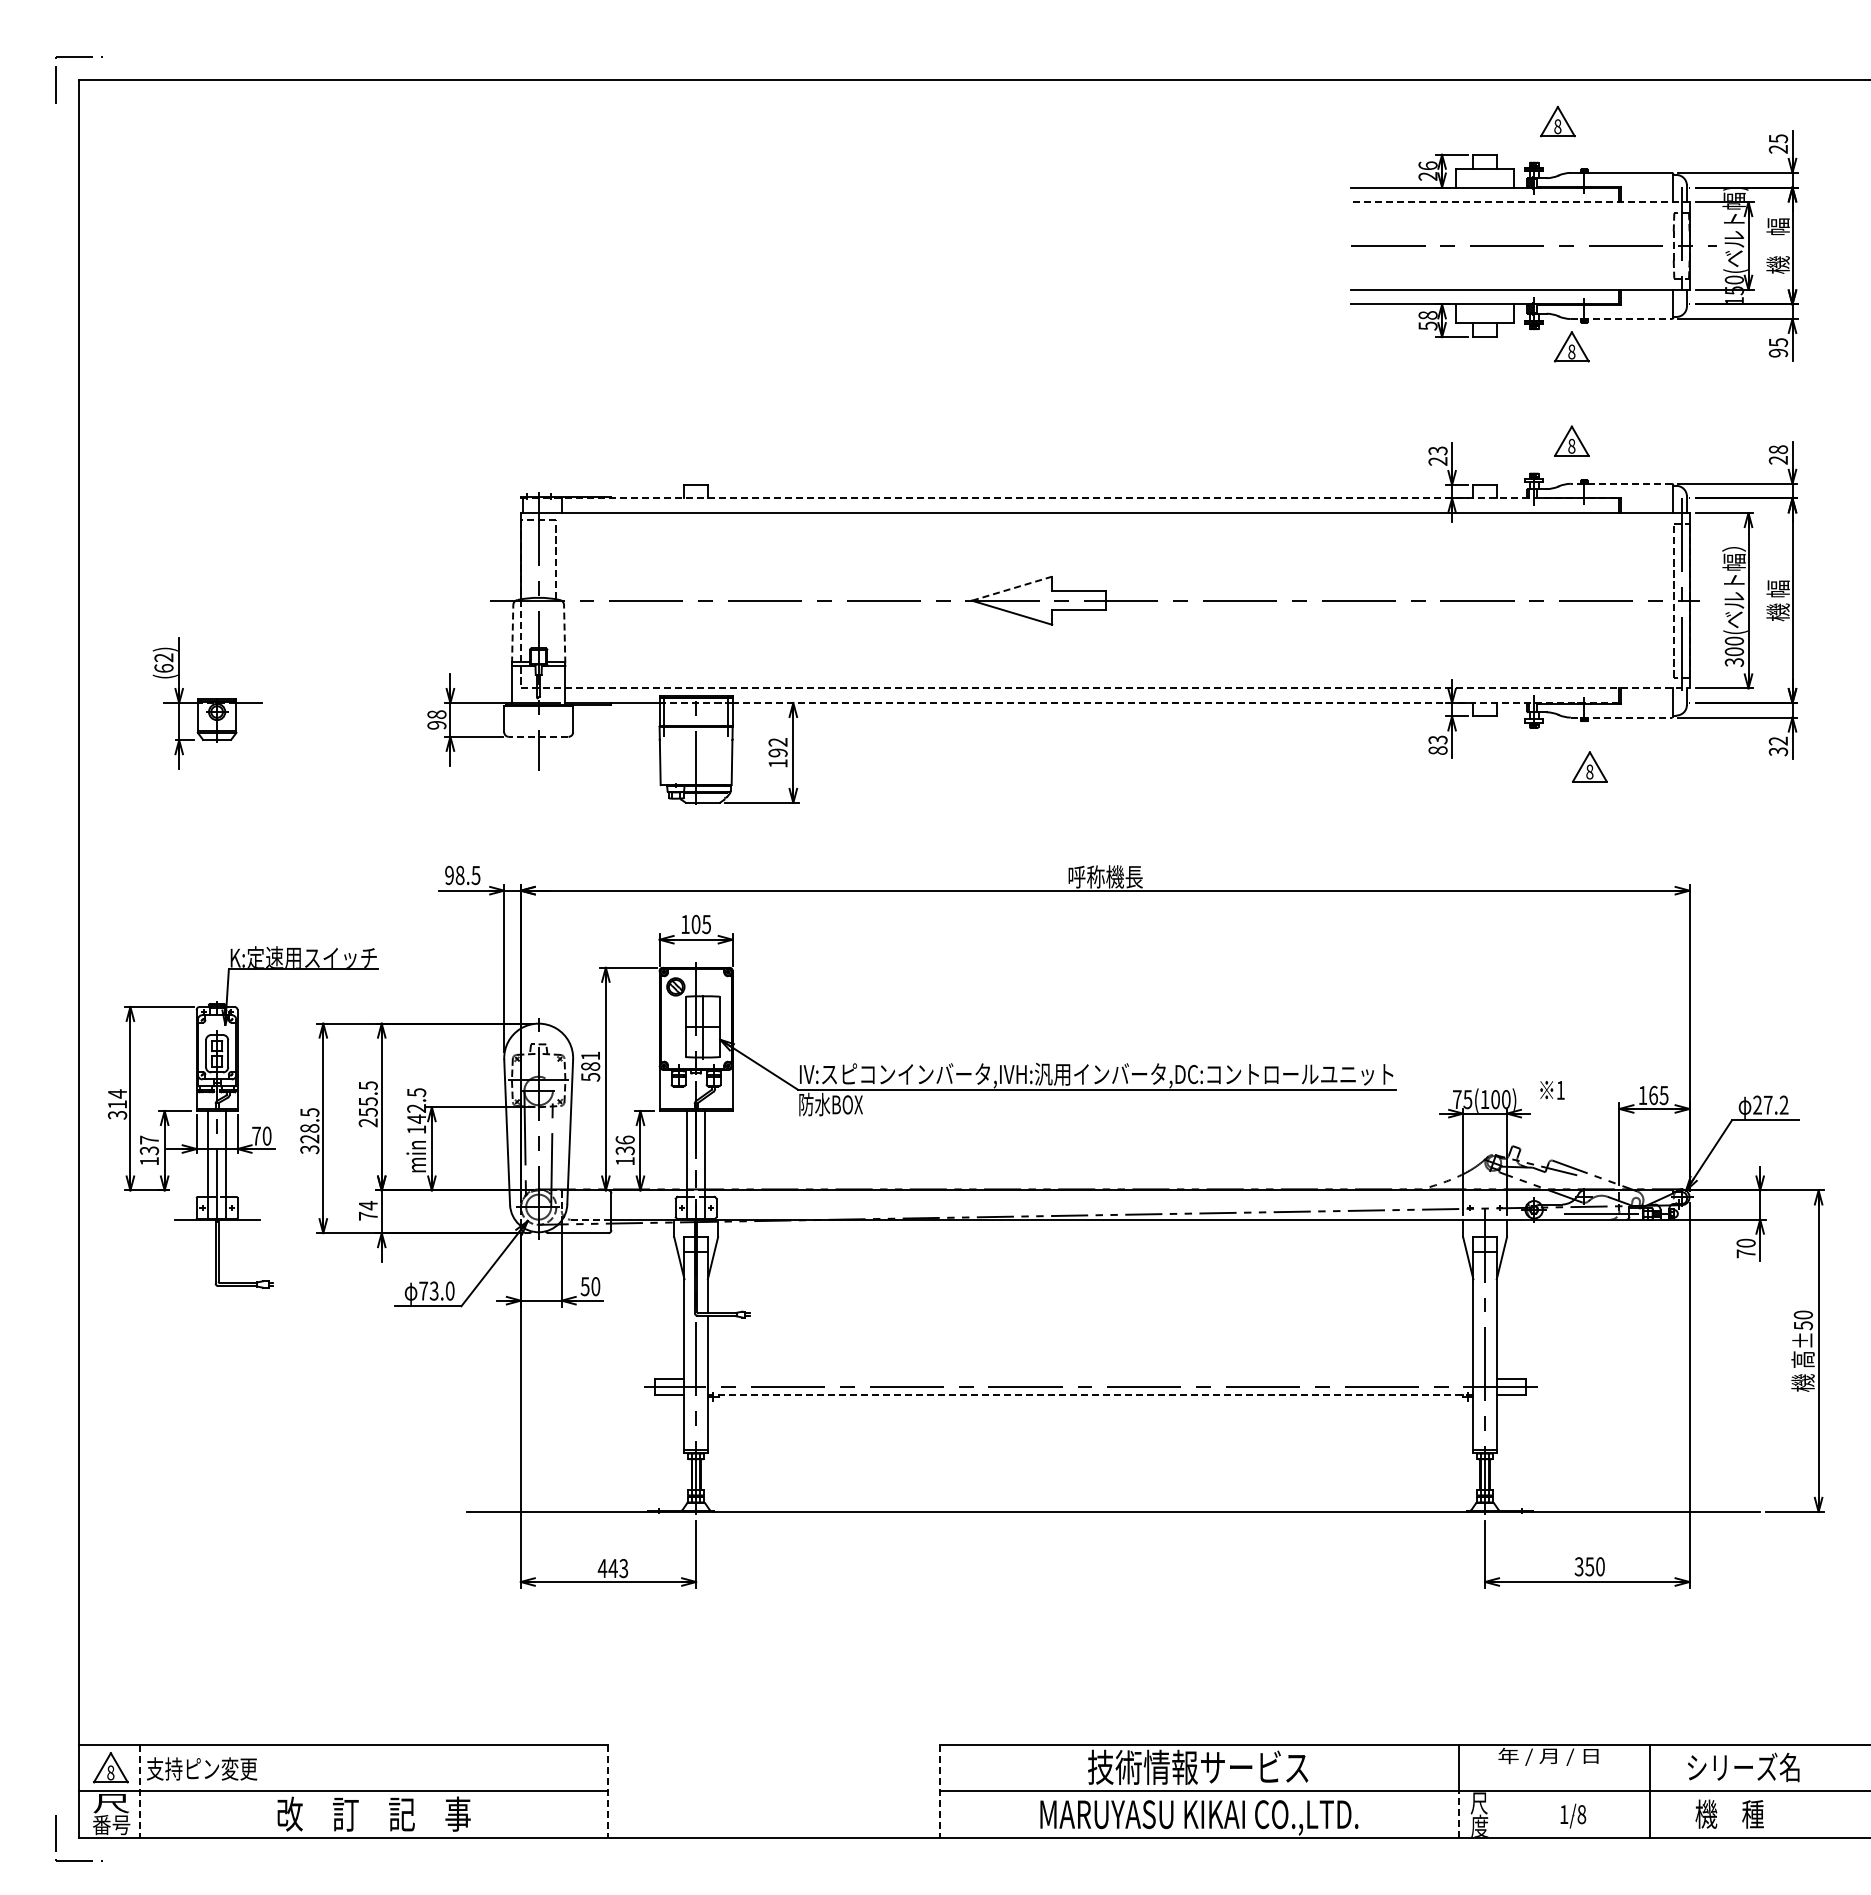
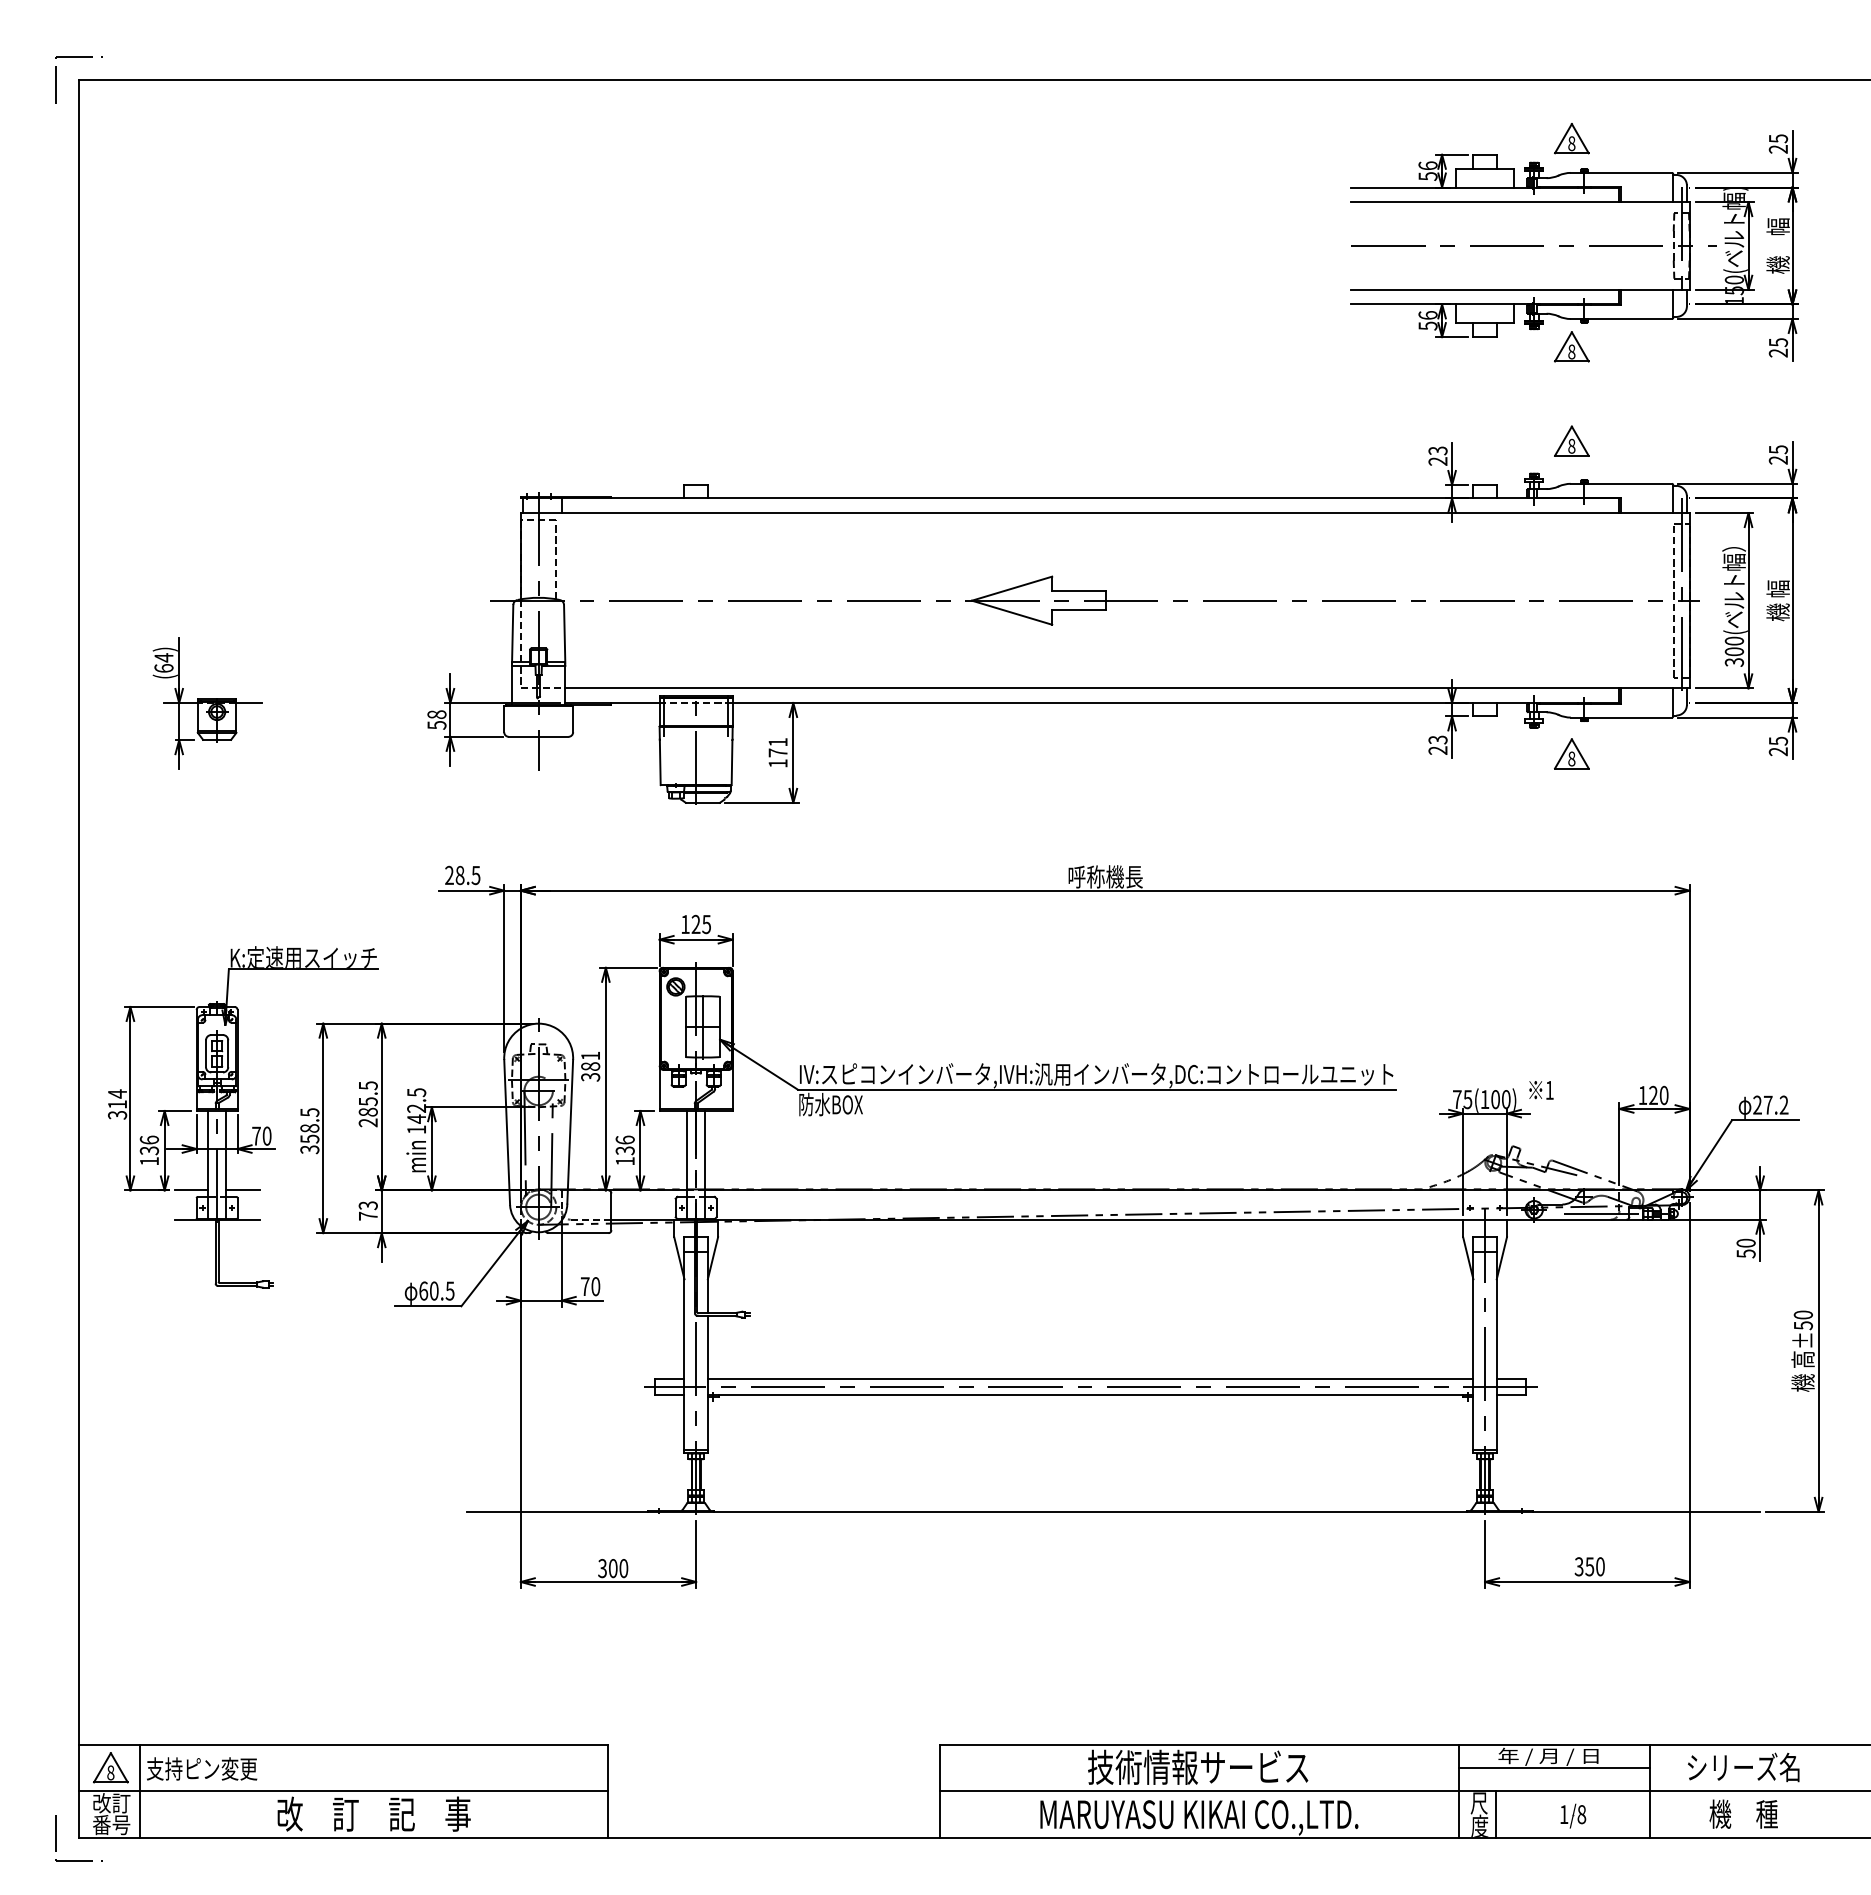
part position: (1557, 121) -> (1571, 138) (1571, 138)
text: 26 -> 56 (1427, 176)
line: dashed -> solid (1520, 202)
text: 58 -> 56 (1427, 315)
line: dashed -> solid (1621, 319)
text: 95 -> 25 (1778, 352)
text: 28 -> 25 (1777, 449)
line: dashed -> solid (1621, 483)
line: dashed -> solid (1070, 498)
line: dashed -> solid (1012, 588)
line: dashed -> solid (512, 633)
line: dashed -> solid (564, 633)
text: (62) -> (64) (163, 657)
line: dashed -> solid (1128, 688)
line: dashed -> solid (1175, 702)
line: dashed -> solid (1621, 717)
text: 98 -> 58 (436, 725)
line: dashed -> solid (538, 736)
text: 32 -> 25 (1778, 746)
text: 192 -> 171 (777, 747)
text: 83 -> 23 (1437, 750)
part position: (1589, 766) -> (1571, 753) (1571, 753)
text: 98.5 -> 28.5 (449, 875)
text: 105 -> 125 (695, 924)
text: 581 -> 381 (590, 1077)
text position: (1552, 1090) -> (1541, 1090) (1541, 1090)
text: 165 -> 120 (1658, 1095)
text: 255.5 -> 285.5 (367, 1111)
text: 328.5 -> 358.5 (309, 1138)
text: 137 -> 136 (149, 1139)
line: none -> present (191, 1190)
line: none -> present (242, 1190)
text: 74 -> 73 (367, 1205)
text: 70 -> 50 (1745, 1253)
text: 50 -> 70 (584, 1286)
text: 73.0 -> 60.5 (436, 1290)
line: none -> present (1090, 1379)
line: dashed -> solid (1090, 1395)
text: 443 -> 300 (612, 1568)
line: none -> present (1554, 1767)
line: dashed -> solid (140, 1791)
line: dashed -> solid (607, 1791)
line: dashed -> solid (939, 1791)
text: 尺 -> 改訂 (111, 1803)
text position: (1729, 1813) -> (1743, 1813) (1743, 1813)
line: dashed -> solid (1458, 1814)
line: none -> present (1495, 1814)
